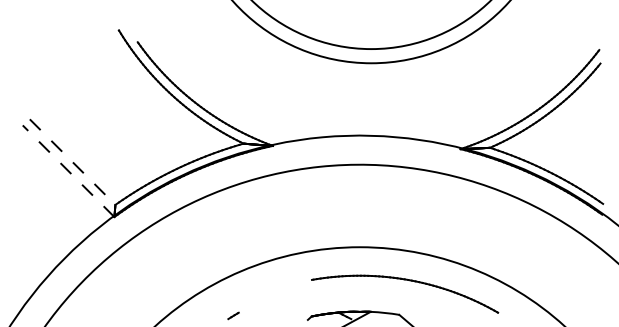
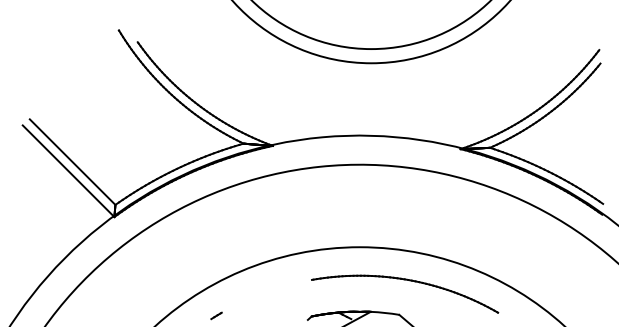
line: dashed -> solid (72, 162)
line: dashed -> solid (68, 171)
line position: (233, 315) -> (216, 315) (216, 315)
